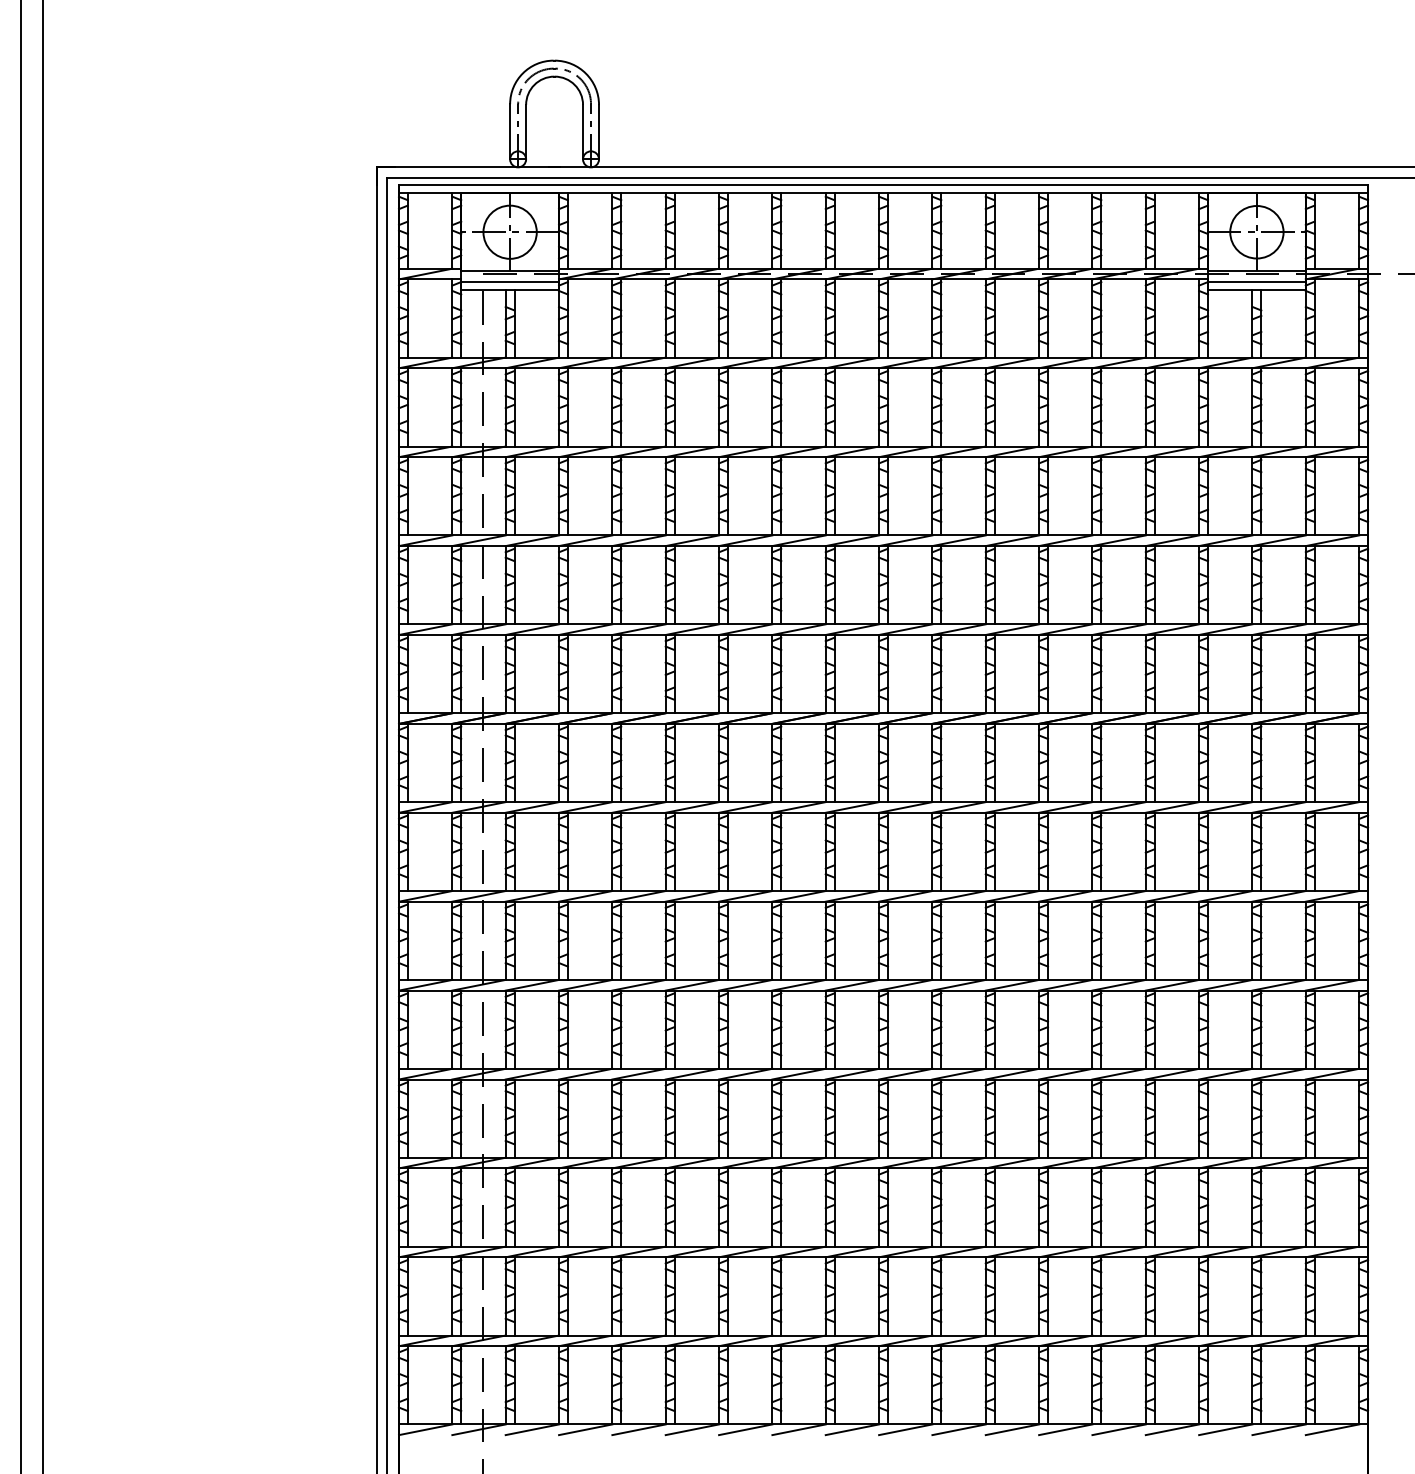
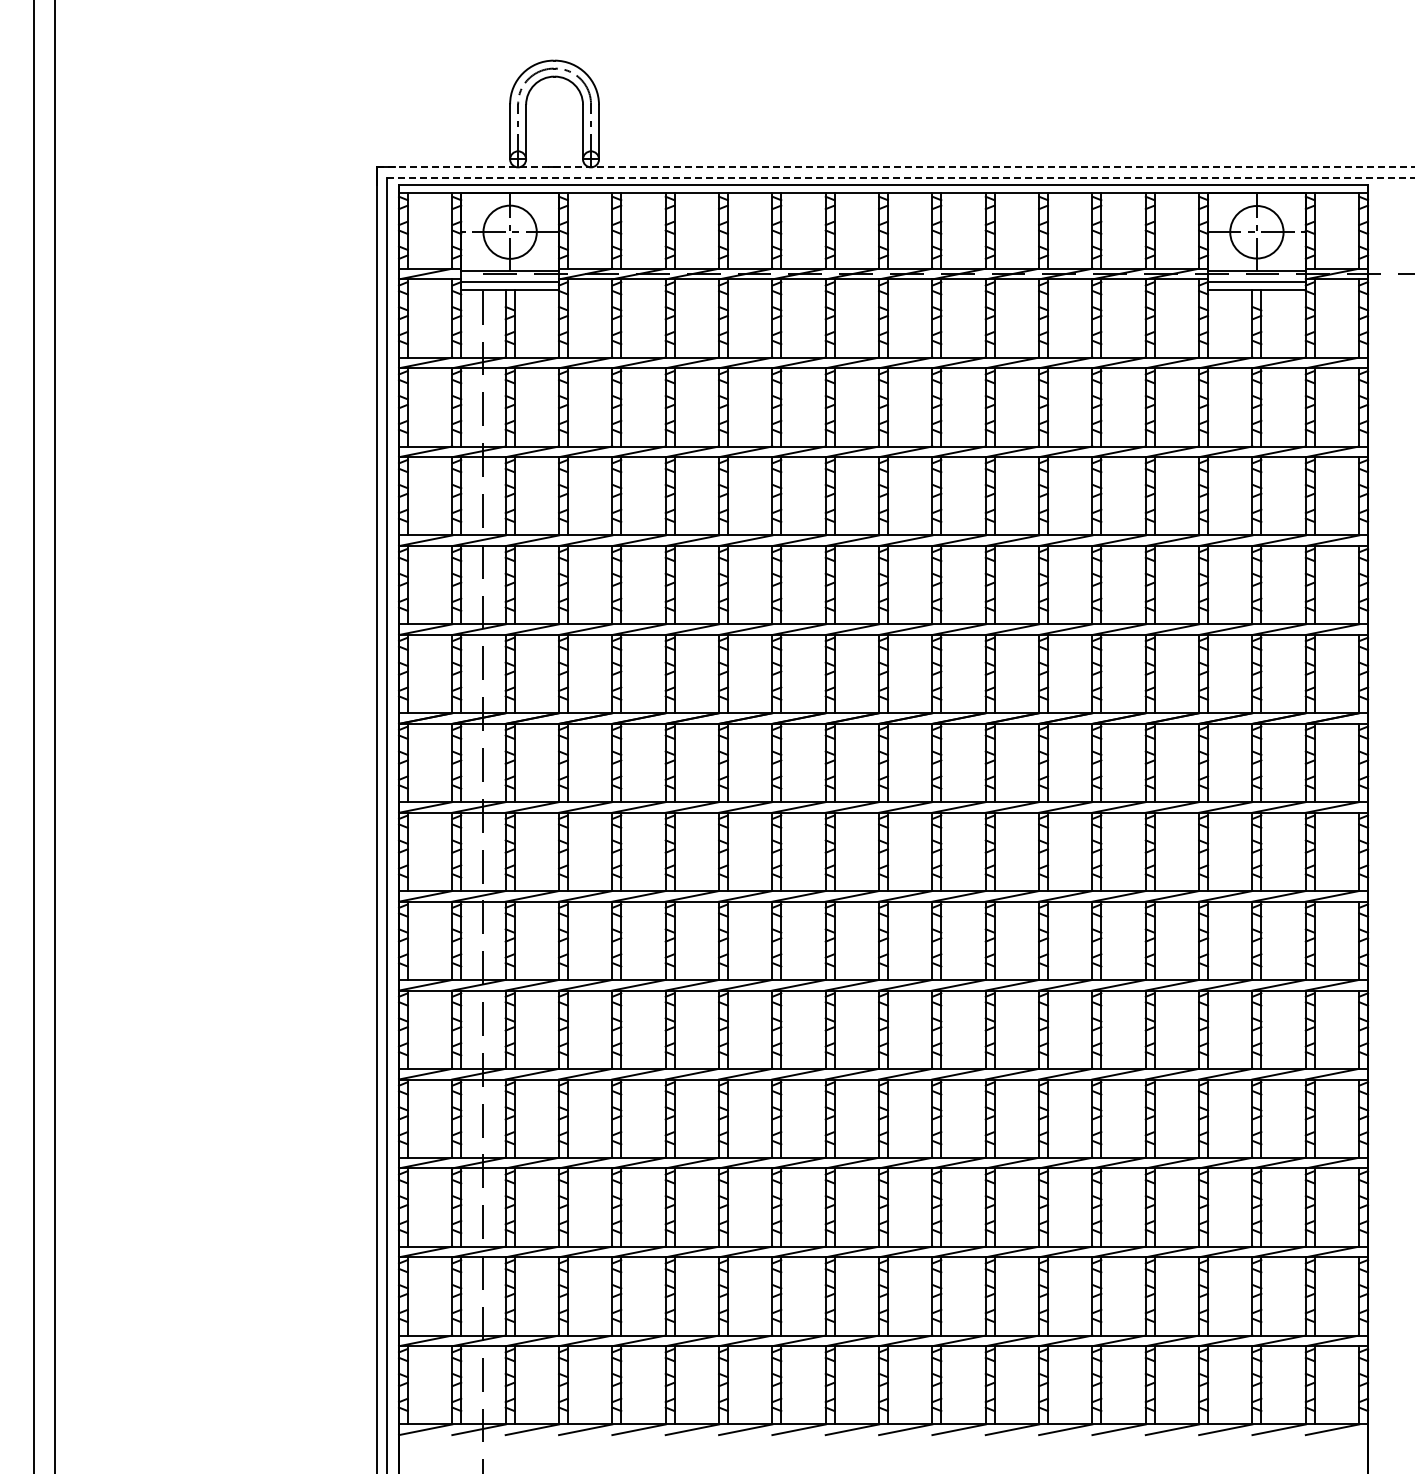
line: solid -> dashed (895, 167)
line: solid -> dashed (901, 178)
line position: (21, 736) -> (34, 736) (34, 736)
line position: (42, 736) -> (54, 736) (54, 736)
